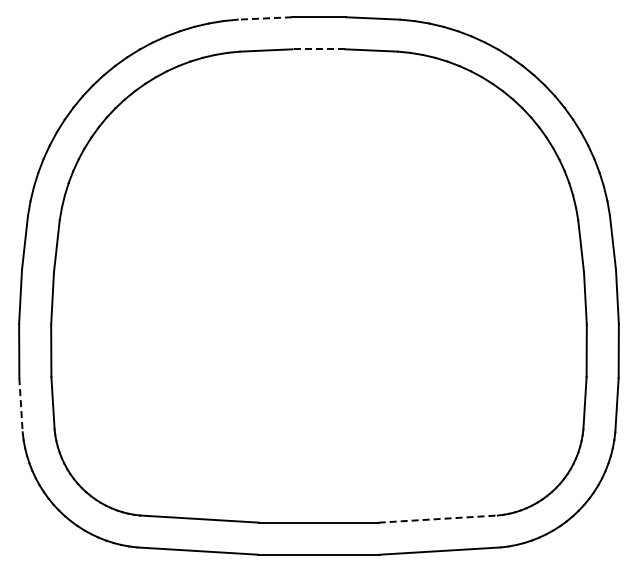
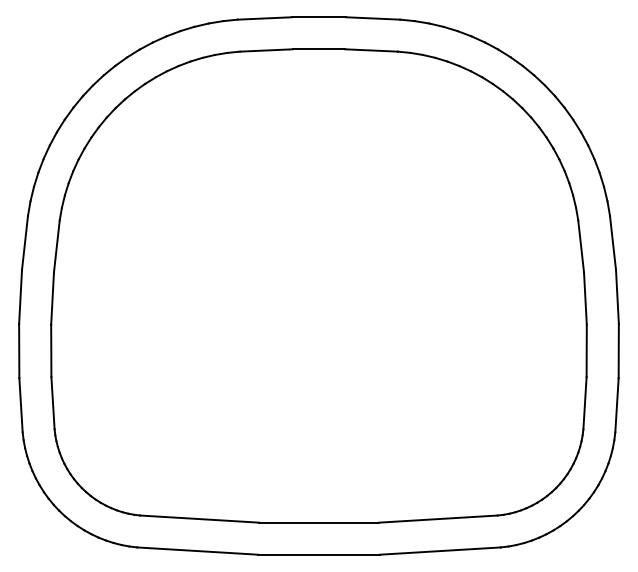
line: dashed -> solid (264, 18)
line: dashed -> solid (318, 49)
line: dashed -> solid (21, 405)
line: dashed -> solid (438, 519)
